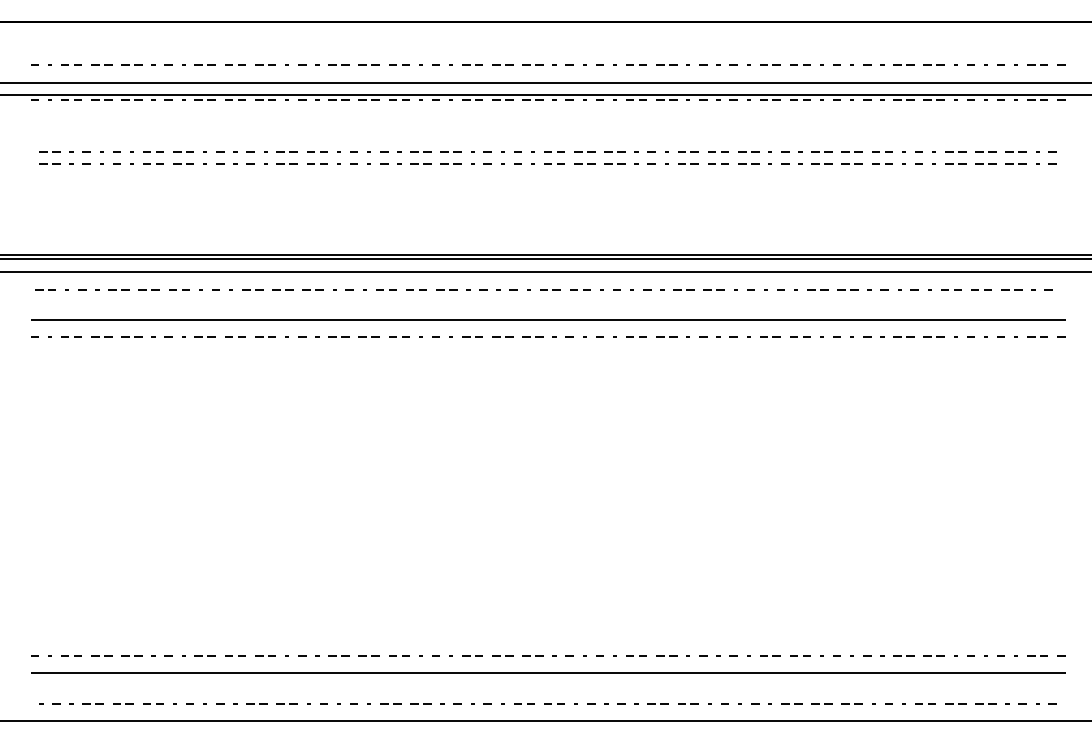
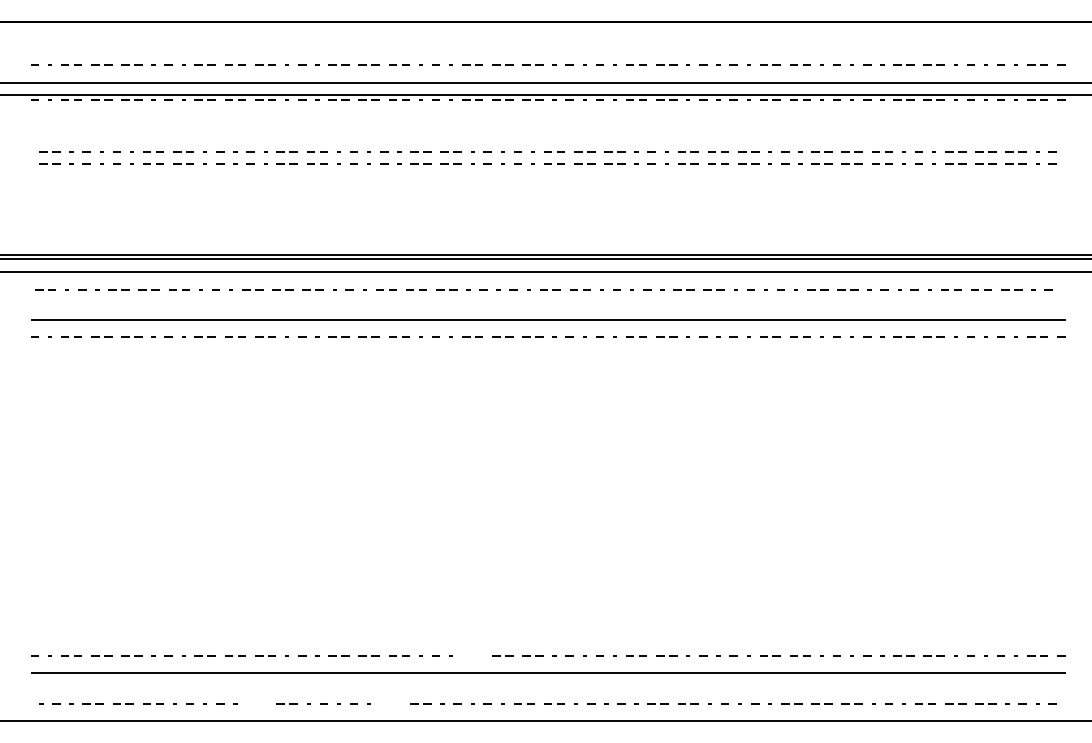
line: present -> none (470, 655)
line: present -> none (254, 703)
line: present -> none (388, 703)
